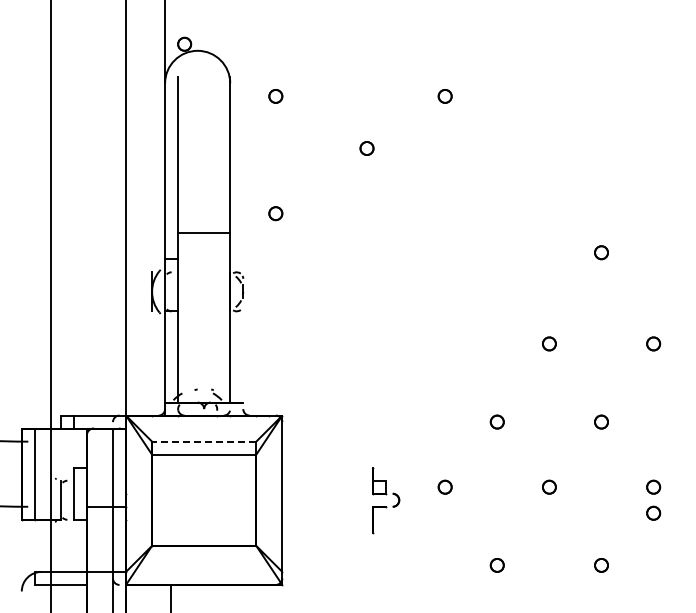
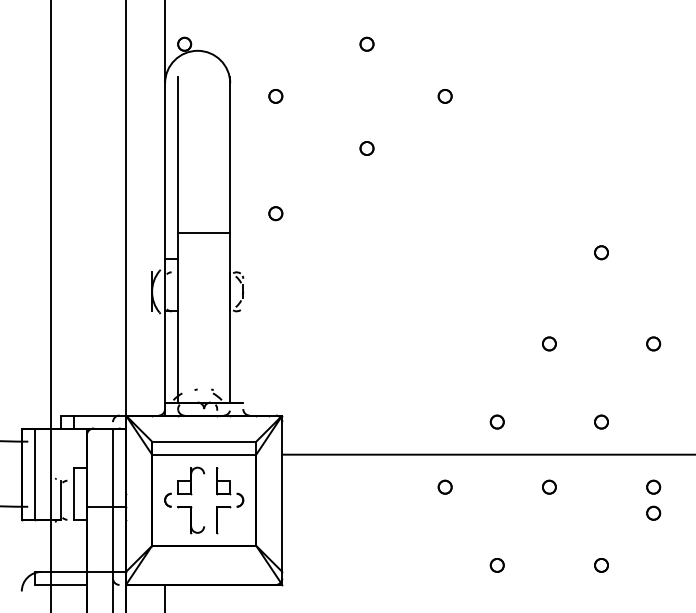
part: none -> present (366, 43)
line: dashed -> solid (203, 441)
line: none -> present (487, 454)
part: none -> present (184, 500)
part position: (386, 500) -> (230, 500) (230, 500)
line position: (171, 596) -> (165, 596) (165, 596)
